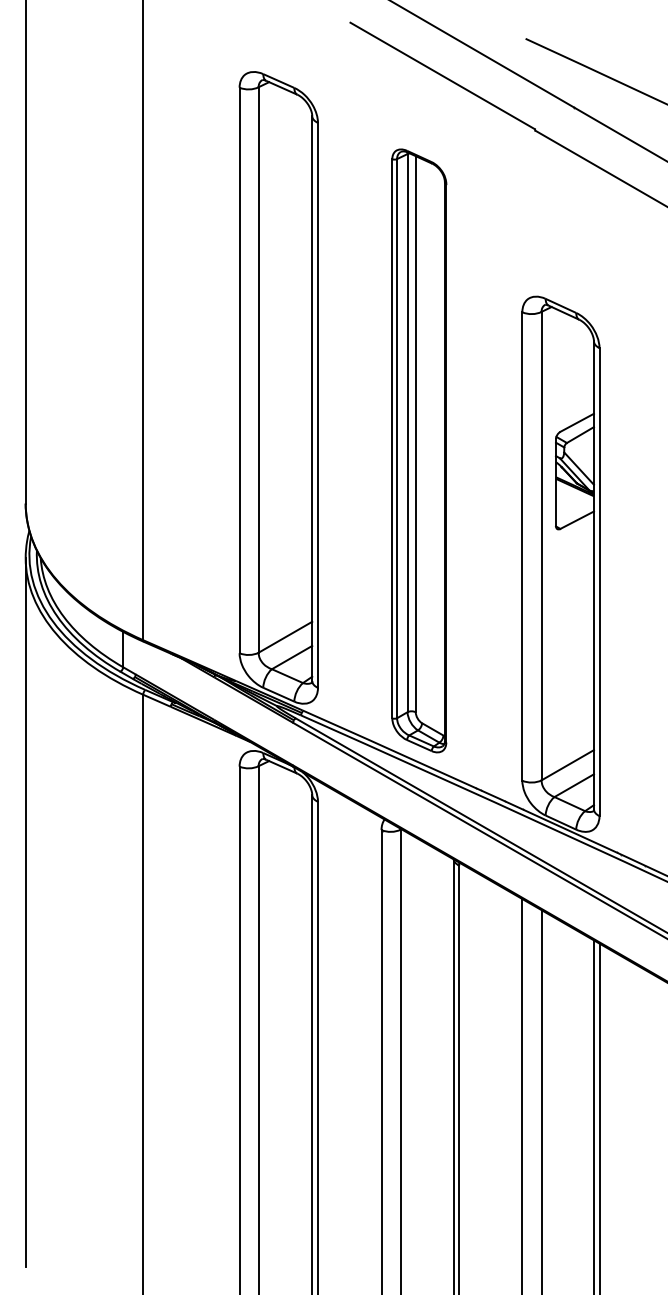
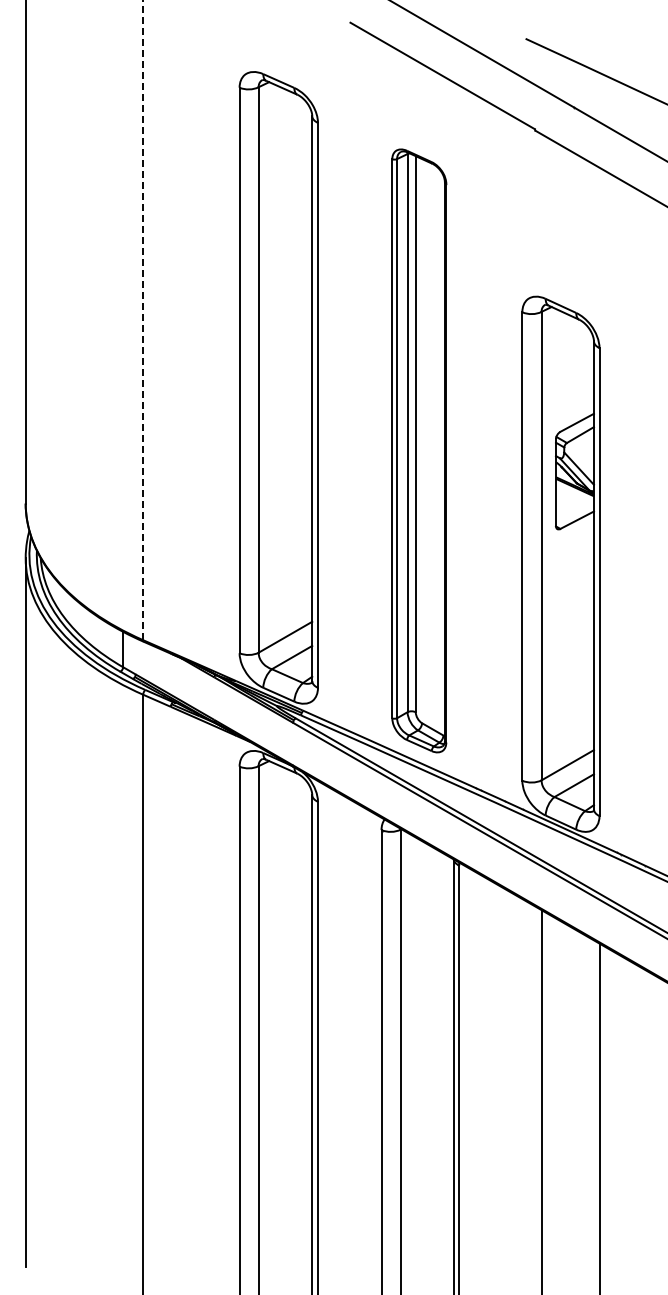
line: solid -> dashed (143, 320)
line: present -> none (522, 1095)
line: present -> none (593, 1115)
